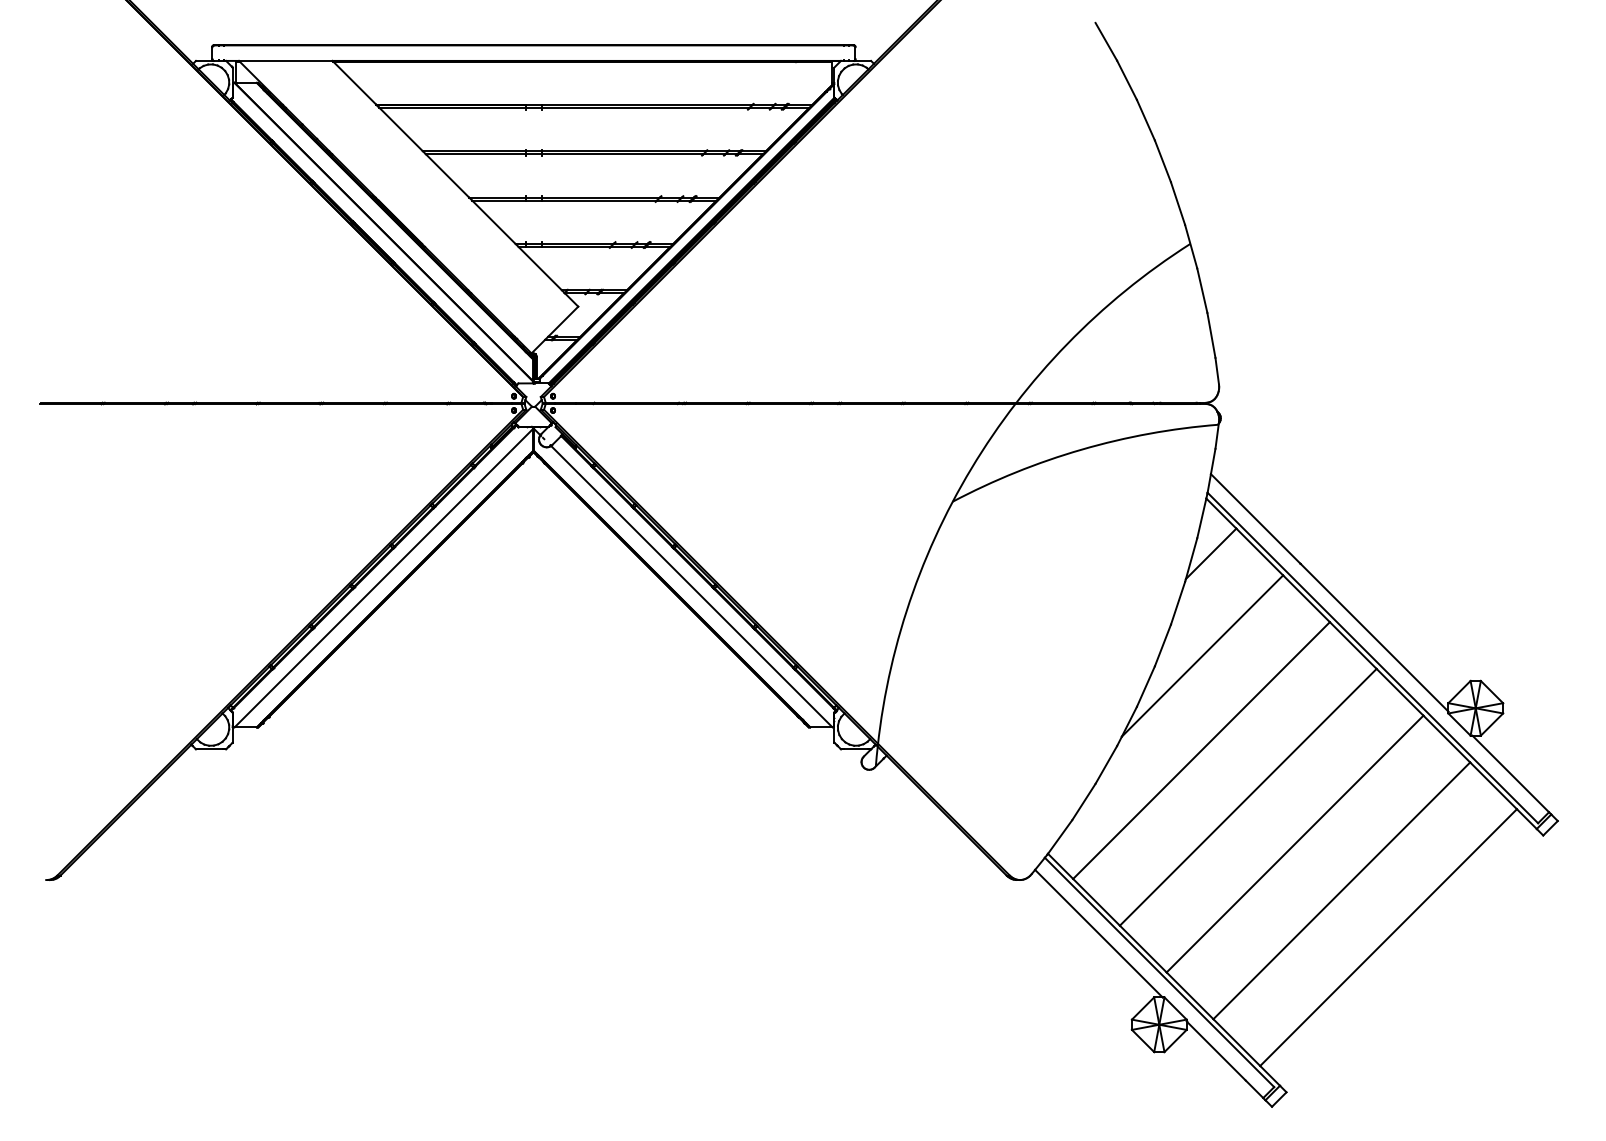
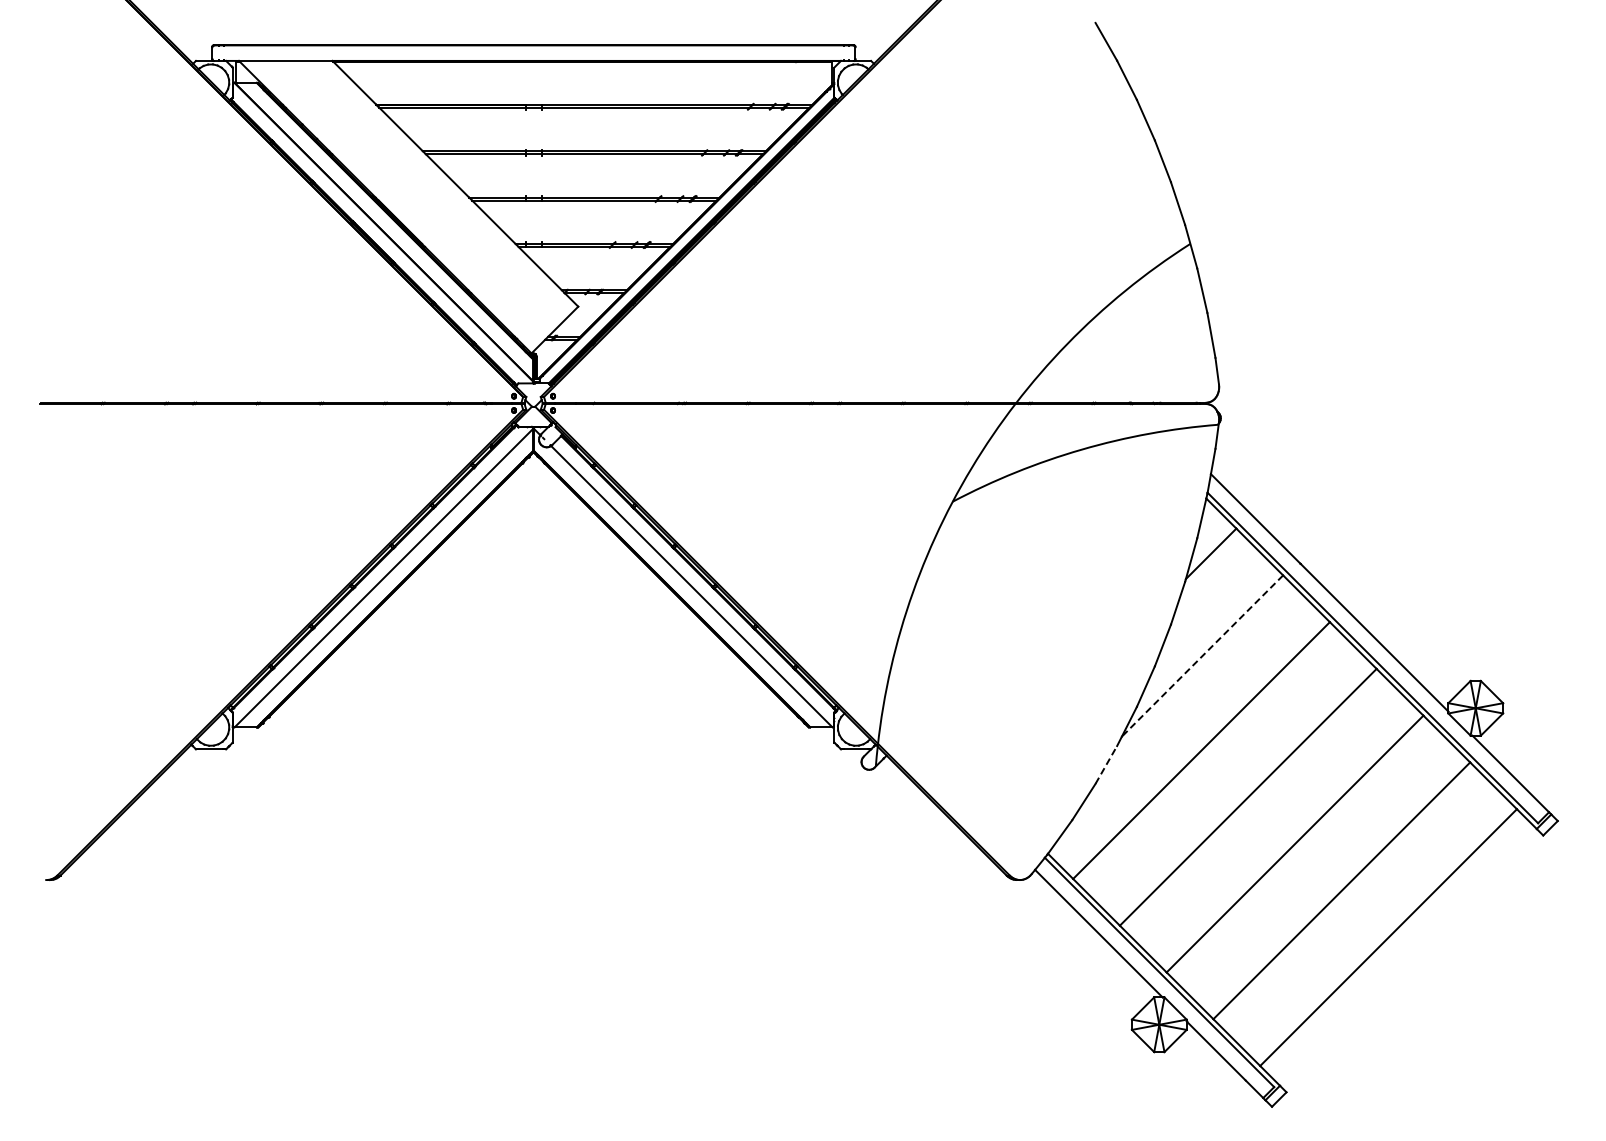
line: solid -> dashed (1202, 656)
line: solid -> dashed (1106, 764)
